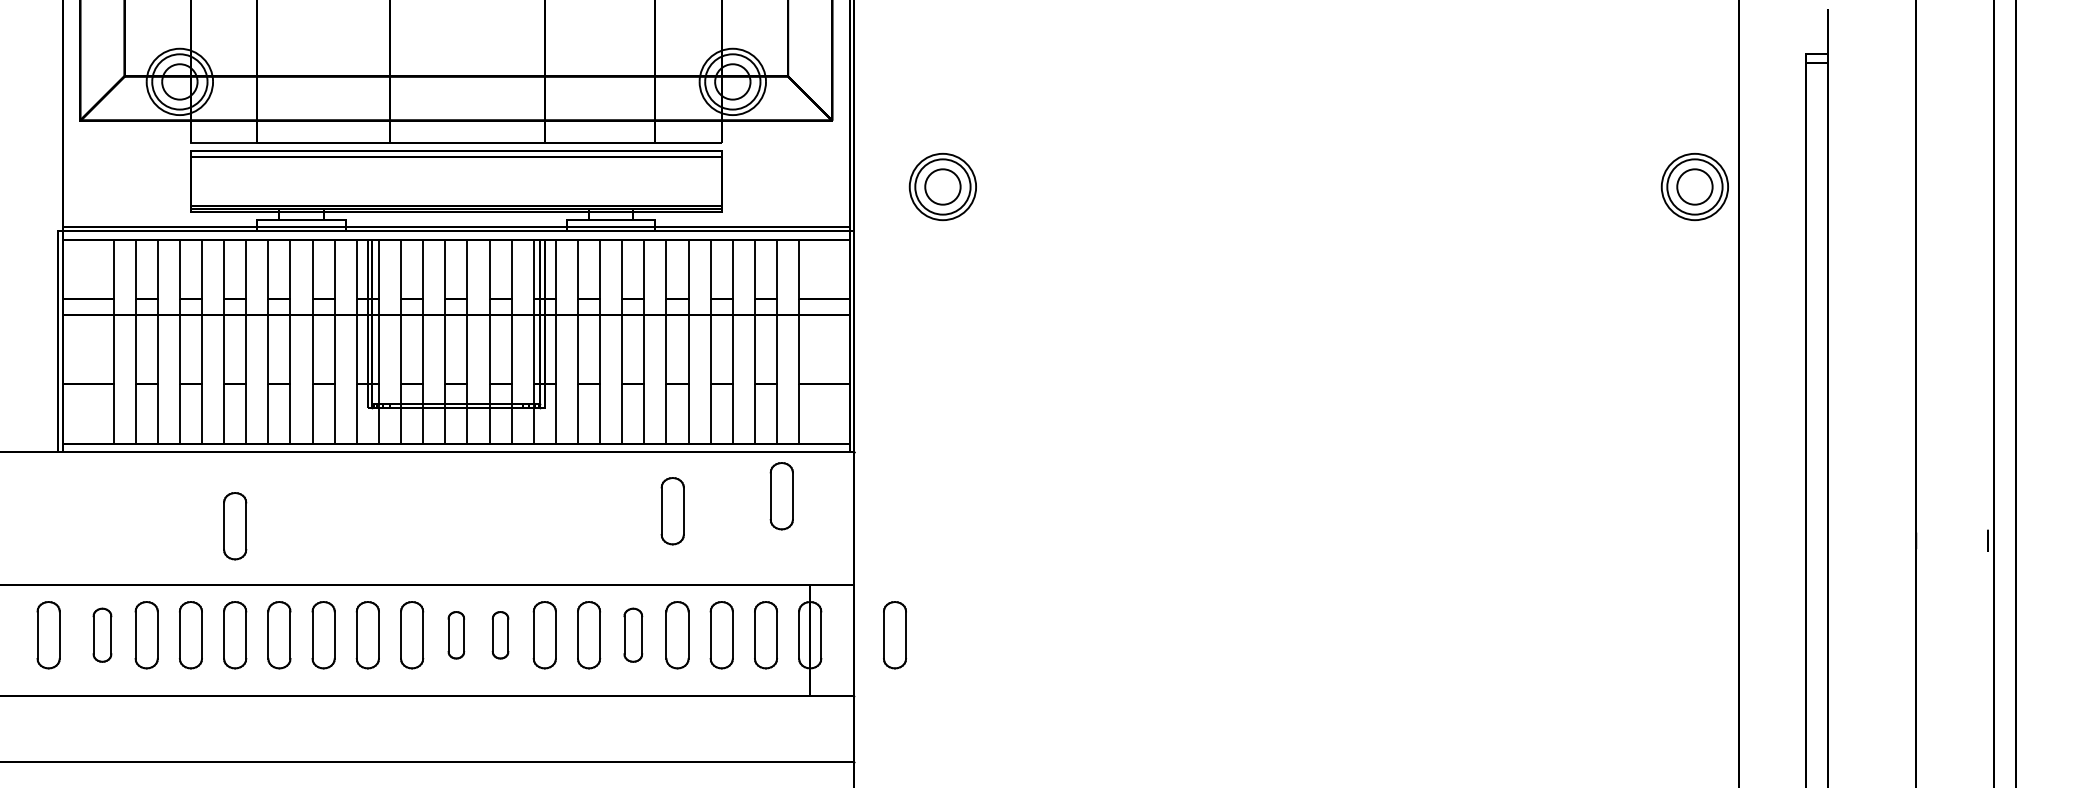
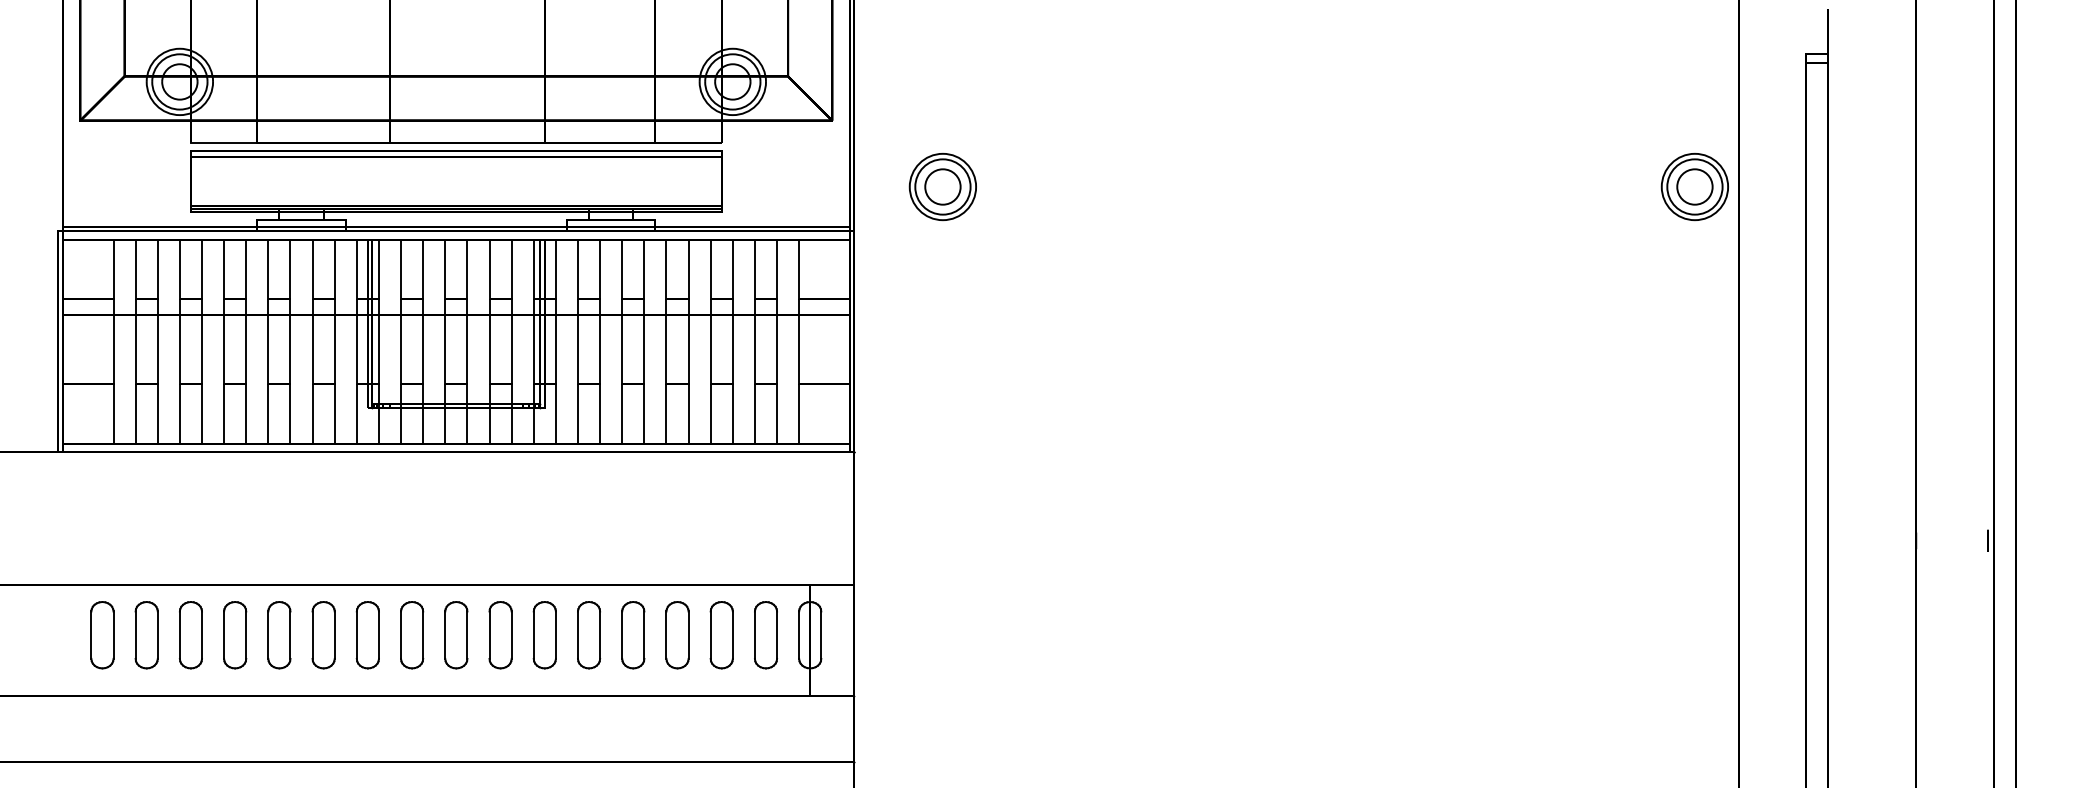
part: present -> none (781, 496)
part: present -> none (672, 511)
part: present -> none (235, 526)
part size: 21x56 px -> 25x69 px (102, 635)
part size: 21x56 px -> 25x69 px (633, 635)
part: present -> none (48, 635)
part size: 19x49 px -> 25x69 px (456, 635)
part size: 19x49 px -> 25x69 px (500, 635)
part: present -> none (894, 635)
